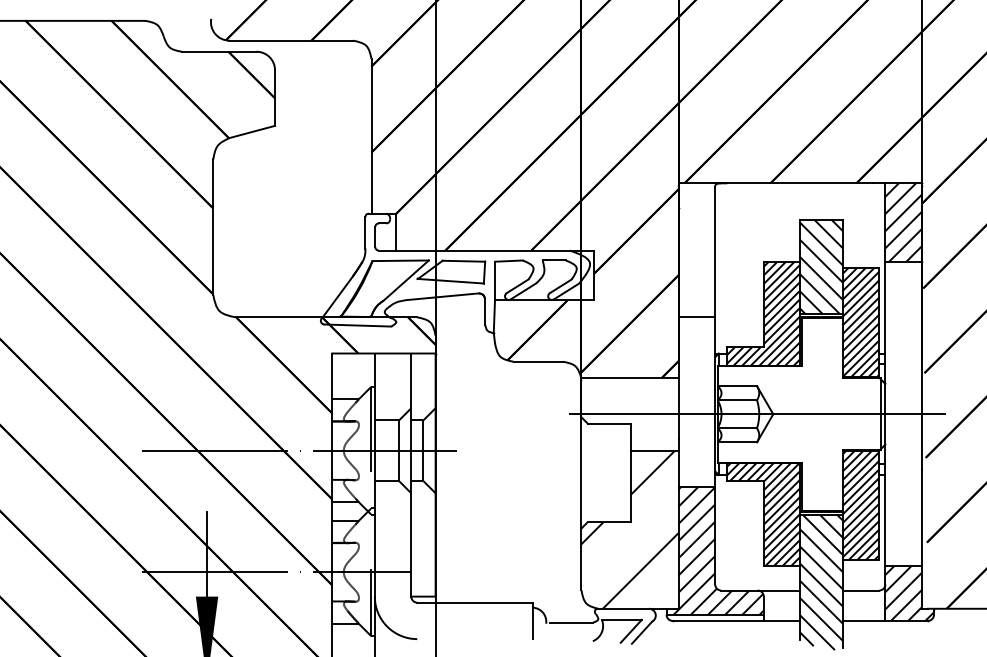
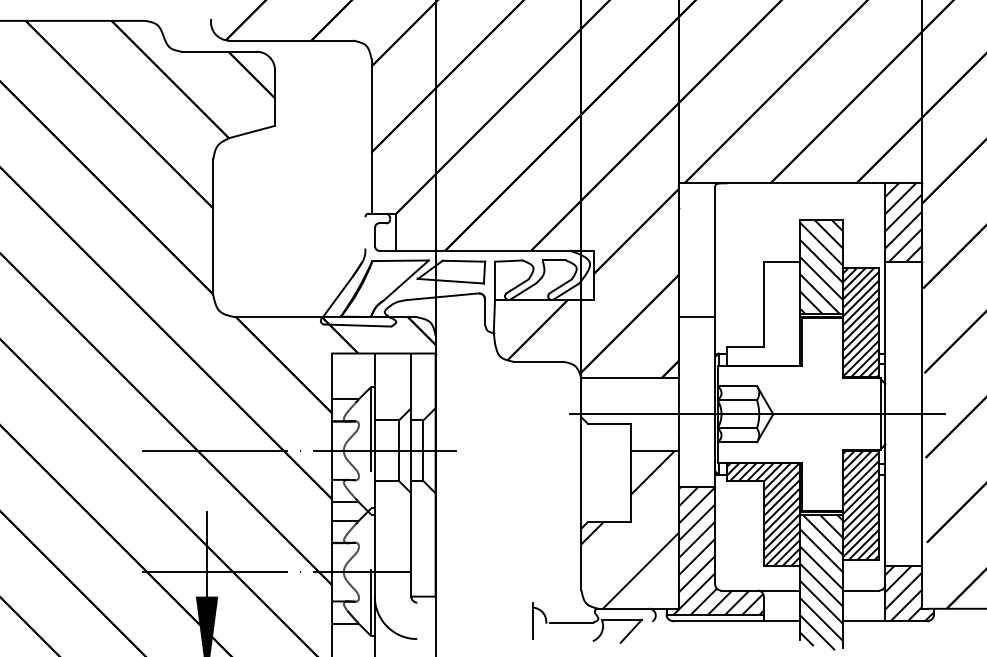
line: present -> none (365, 232)
hatch: present -> none (763, 313)
line: present -> none (474, 602)
line: present -> none (641, 632)
